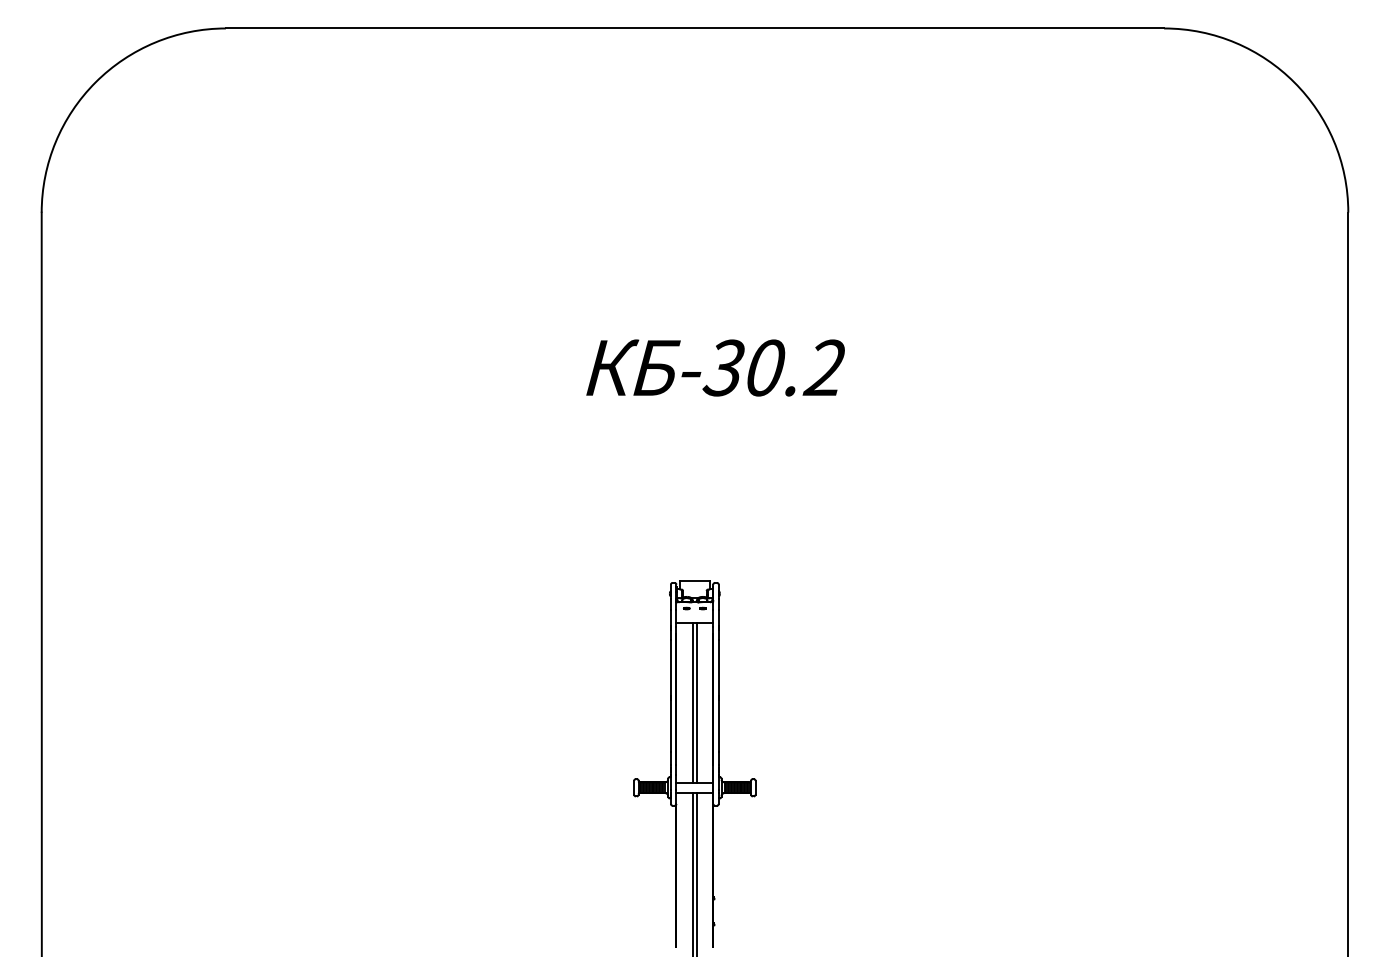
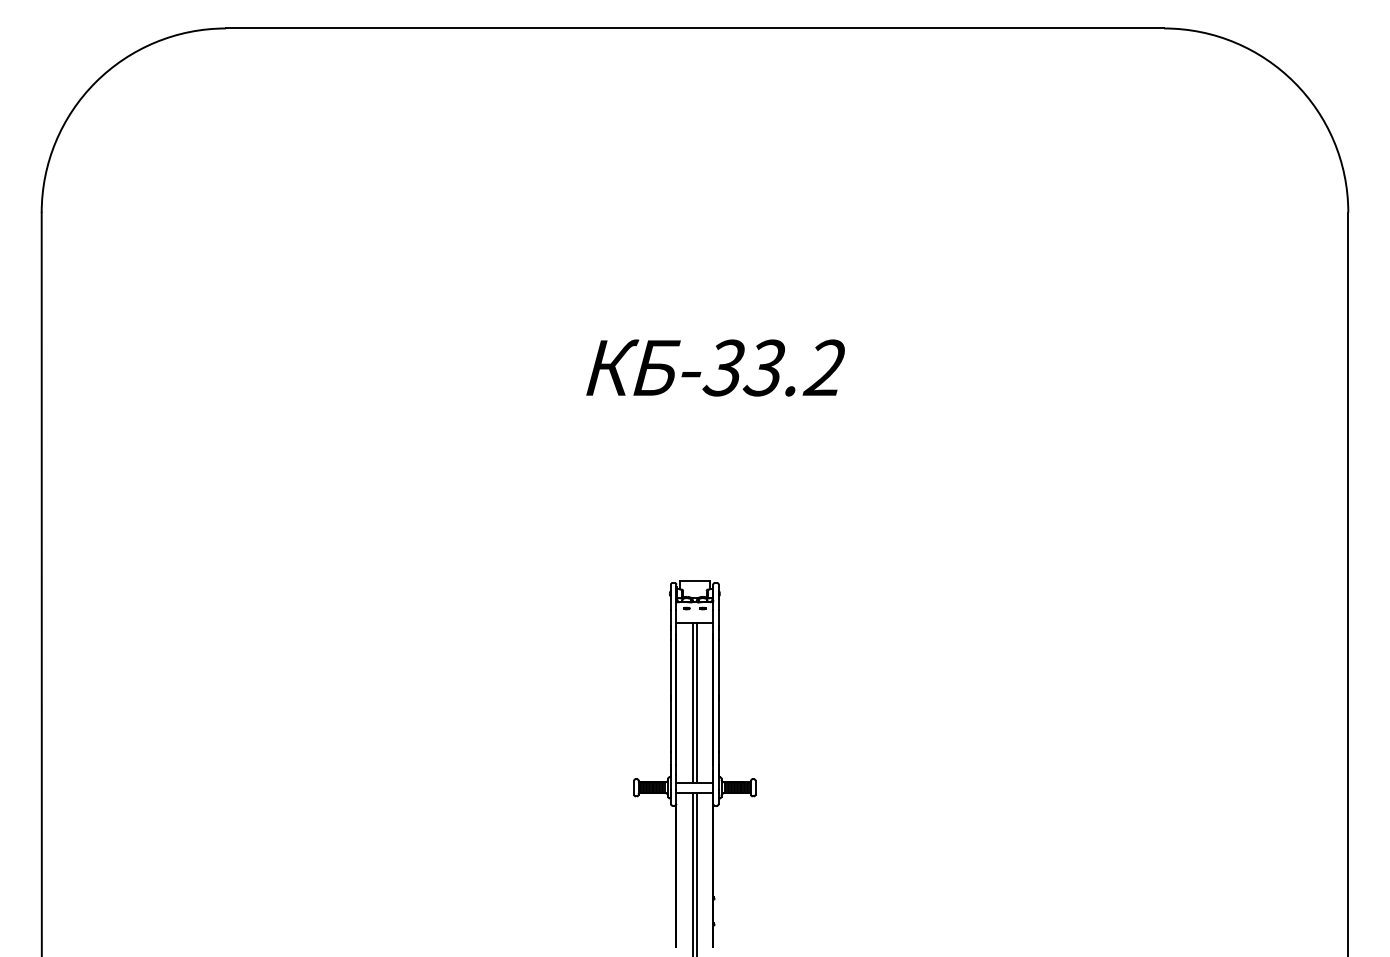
text: -30.2 -> -33.2 (763, 367)
